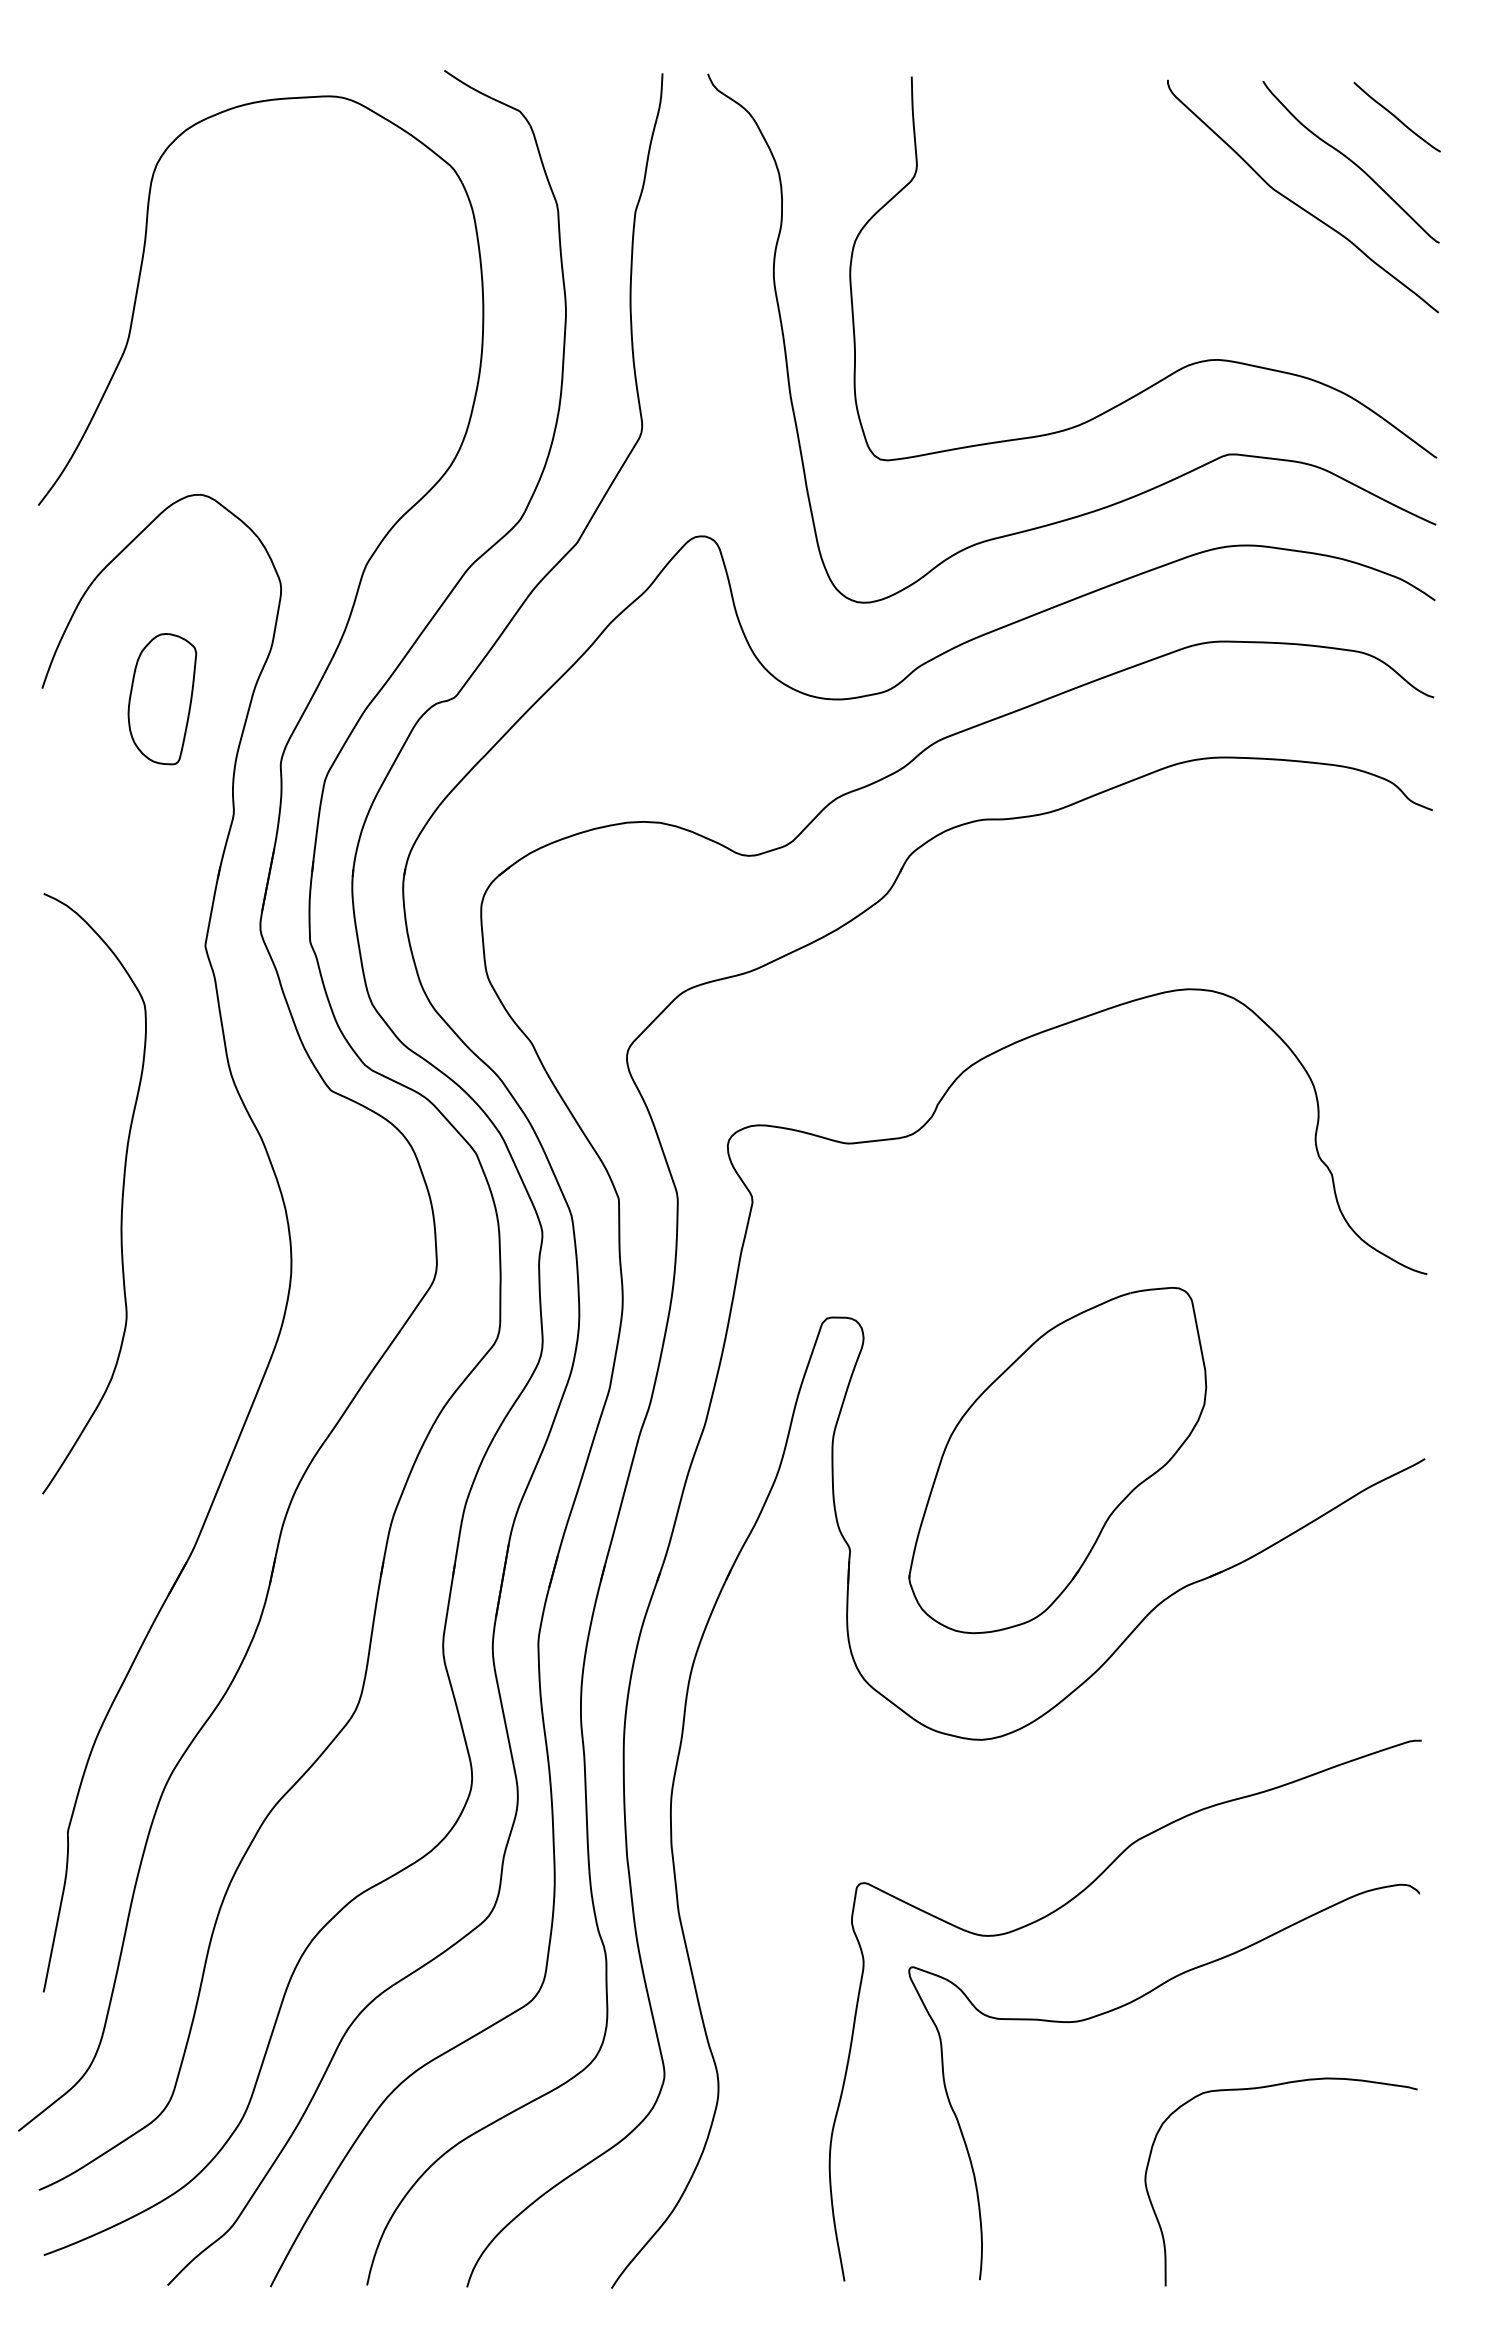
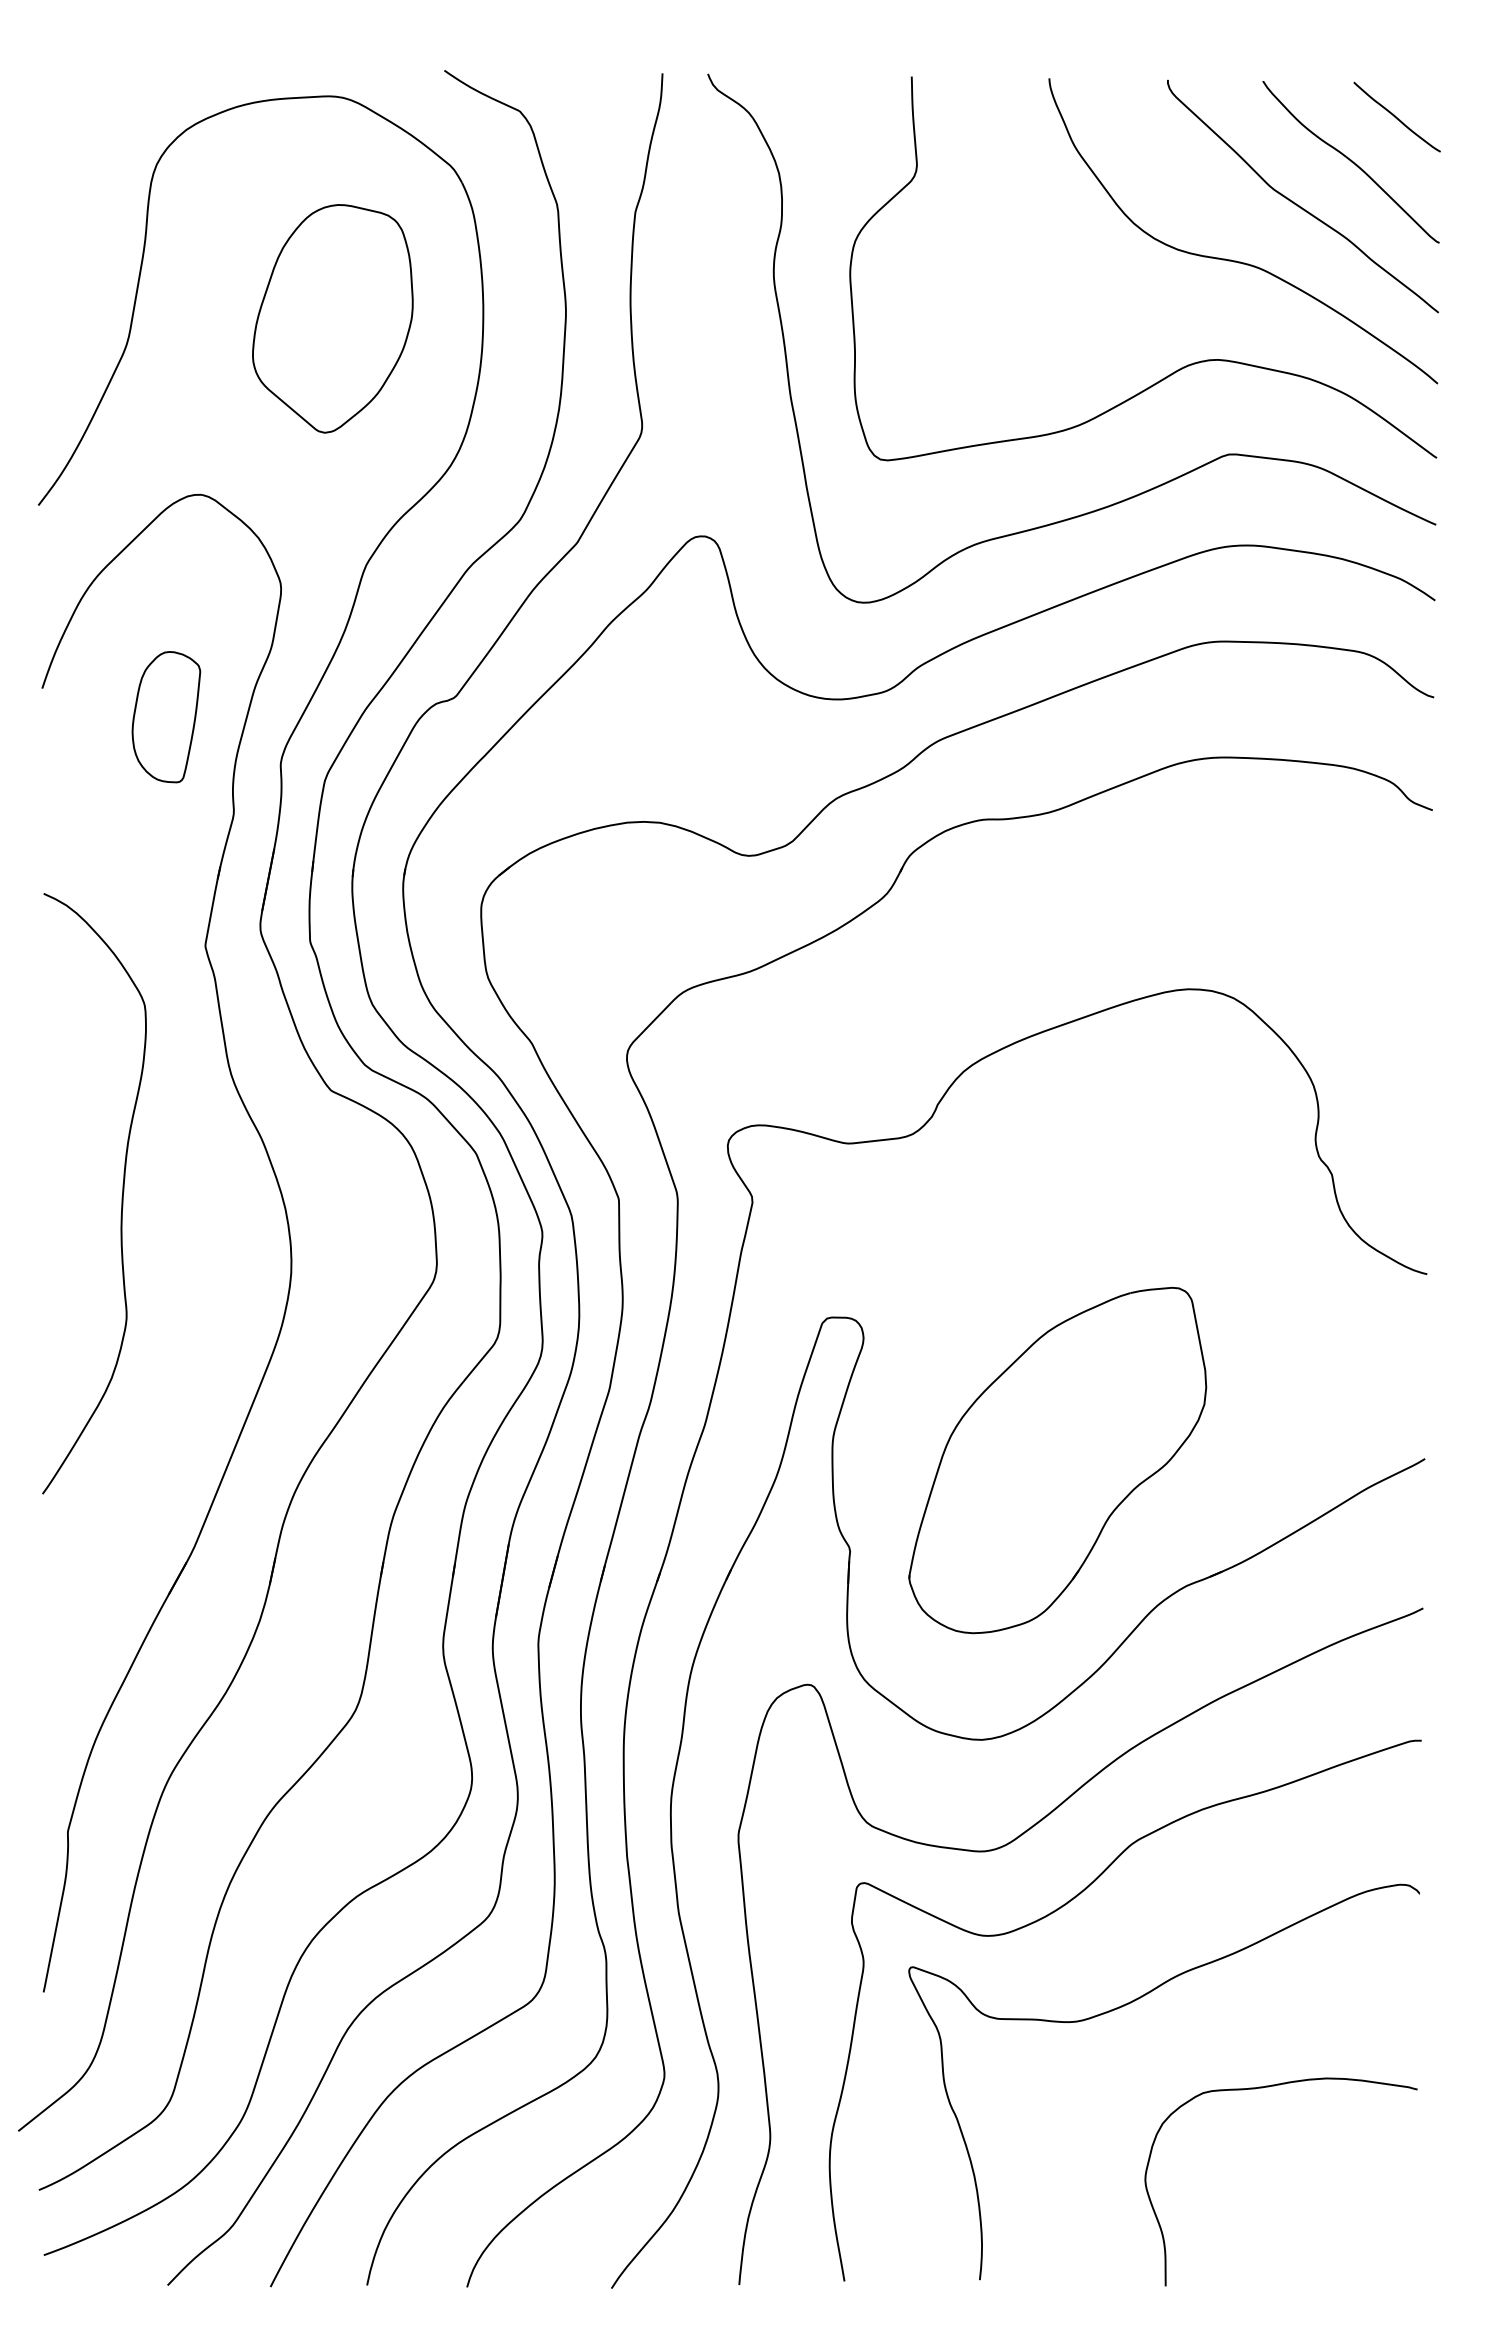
curve: none -> present (1236, 260)
part: none -> present (332, 318)
part position: (162, 699) -> (166, 717) (166, 717)
curve: none -> present (1012, 1842)
